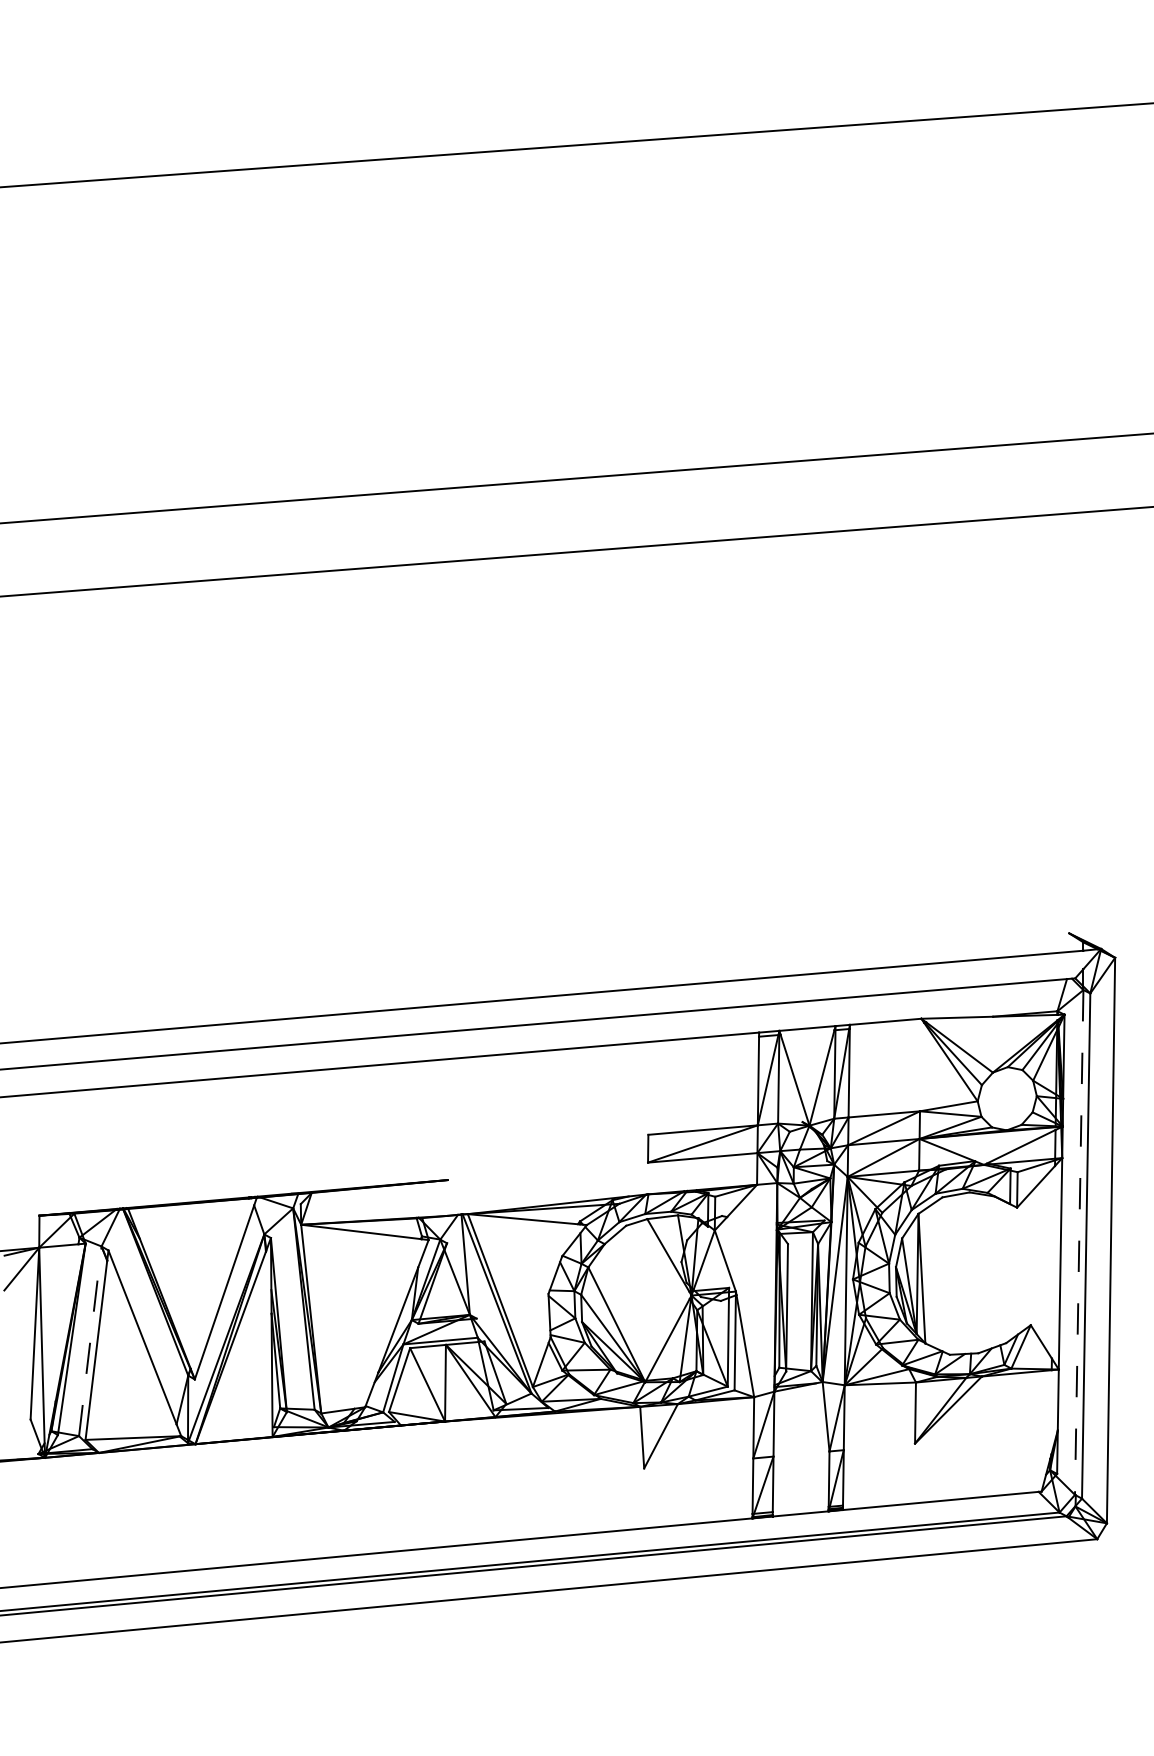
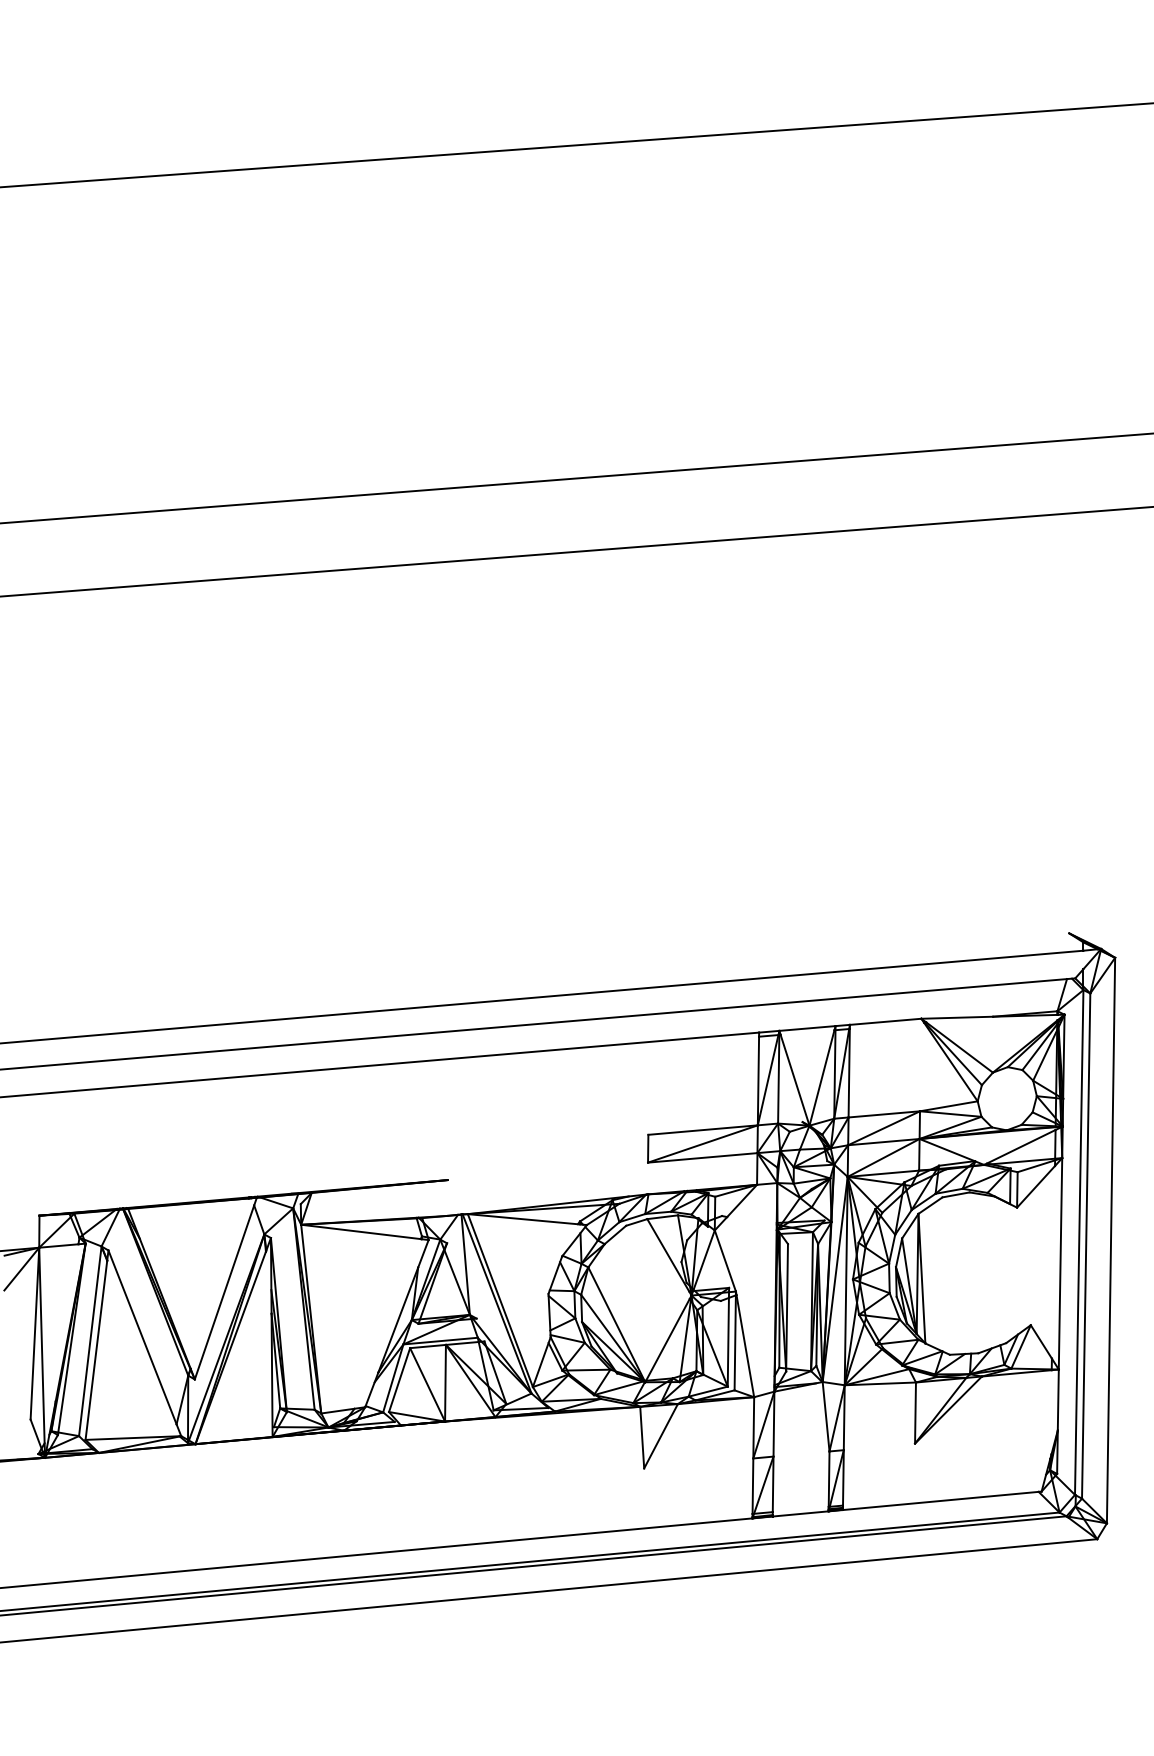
line: dashed -> solid (1079, 1242)
line: dashed -> solid (90, 1340)
